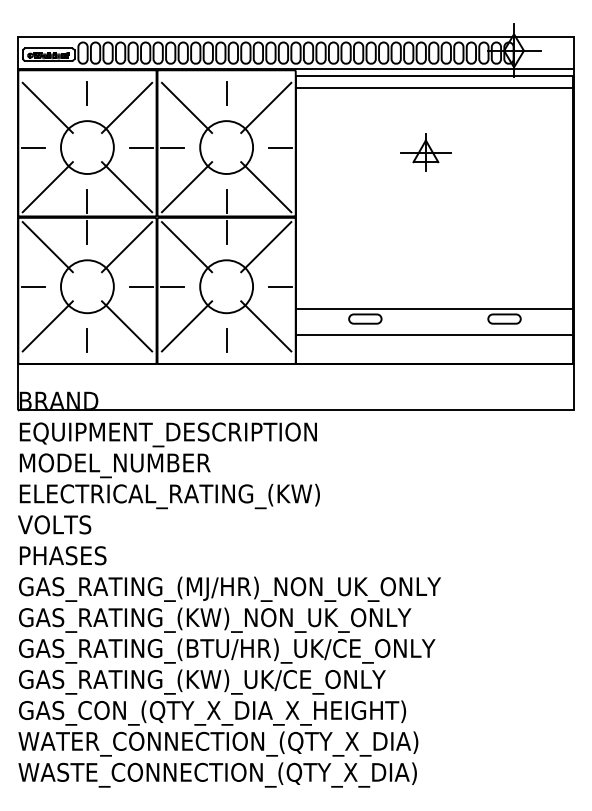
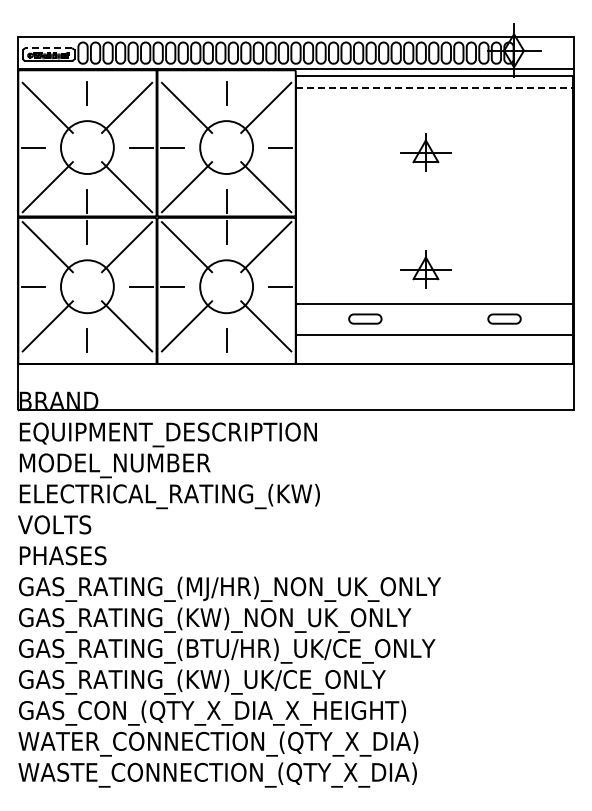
line: solid -> dashed (48, 48)
line: solid -> dashed (435, 88)
part: none -> present (425, 269)
line position: (434, 309) -> (434, 304) (434, 304)
